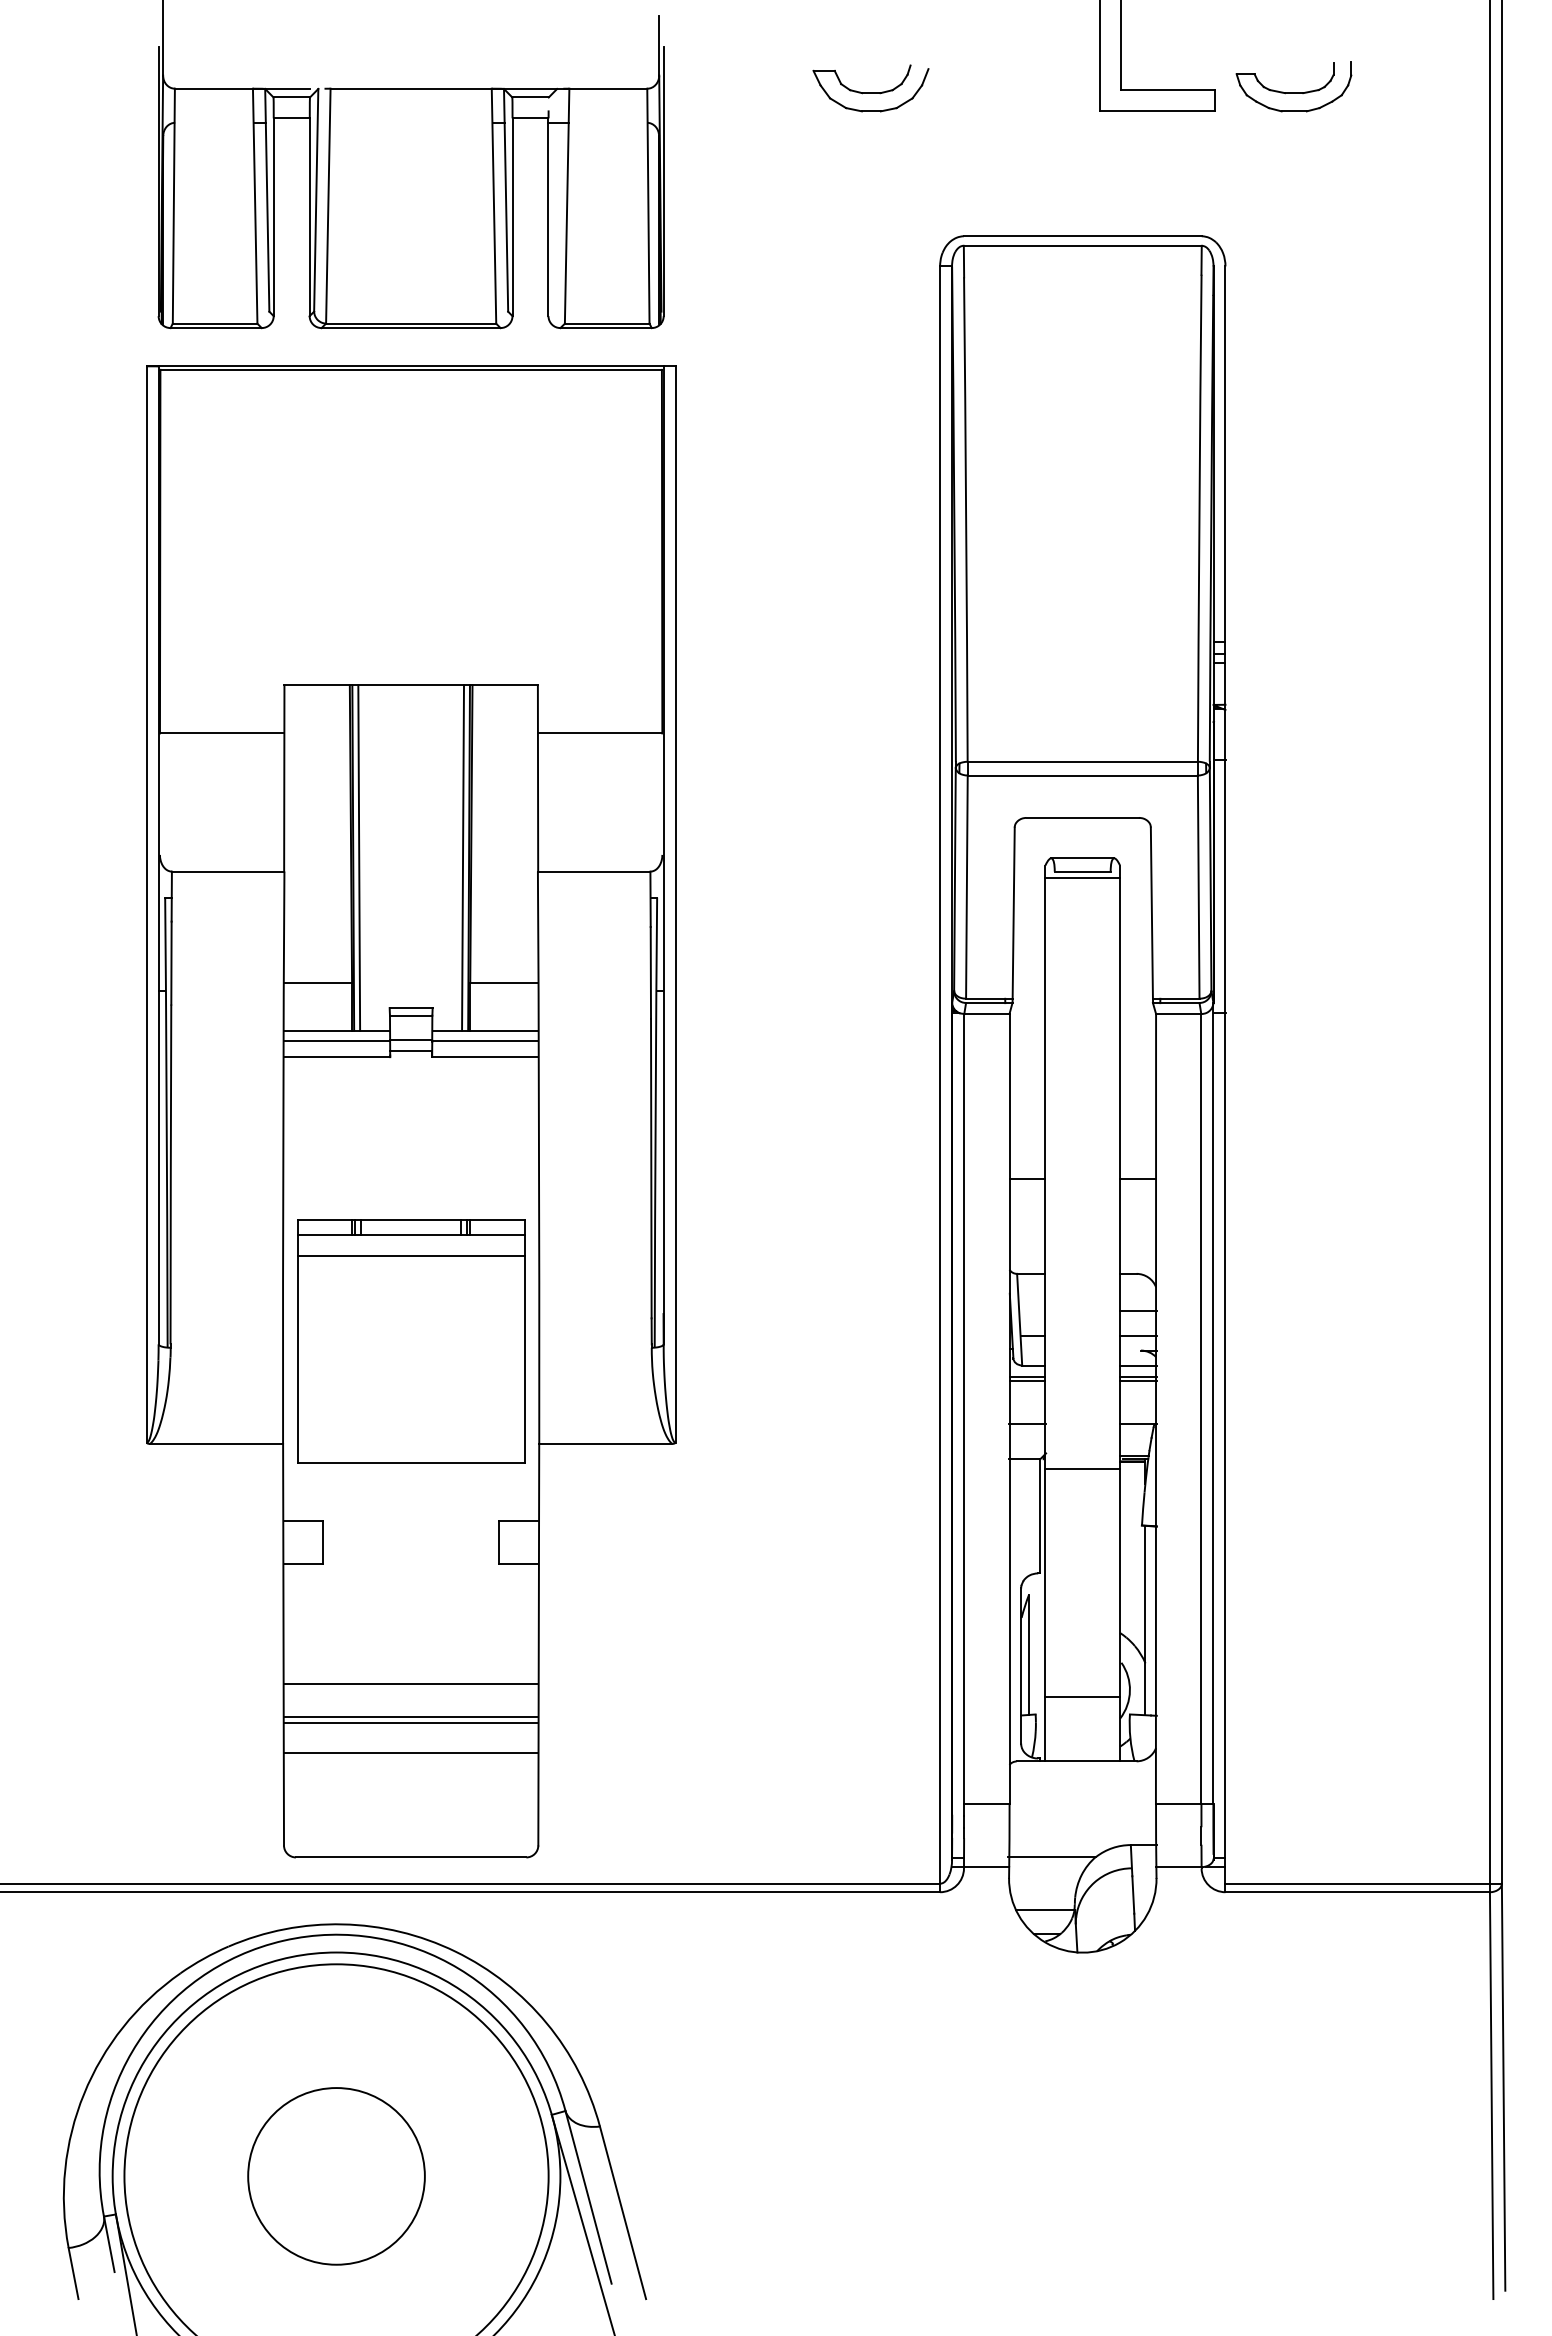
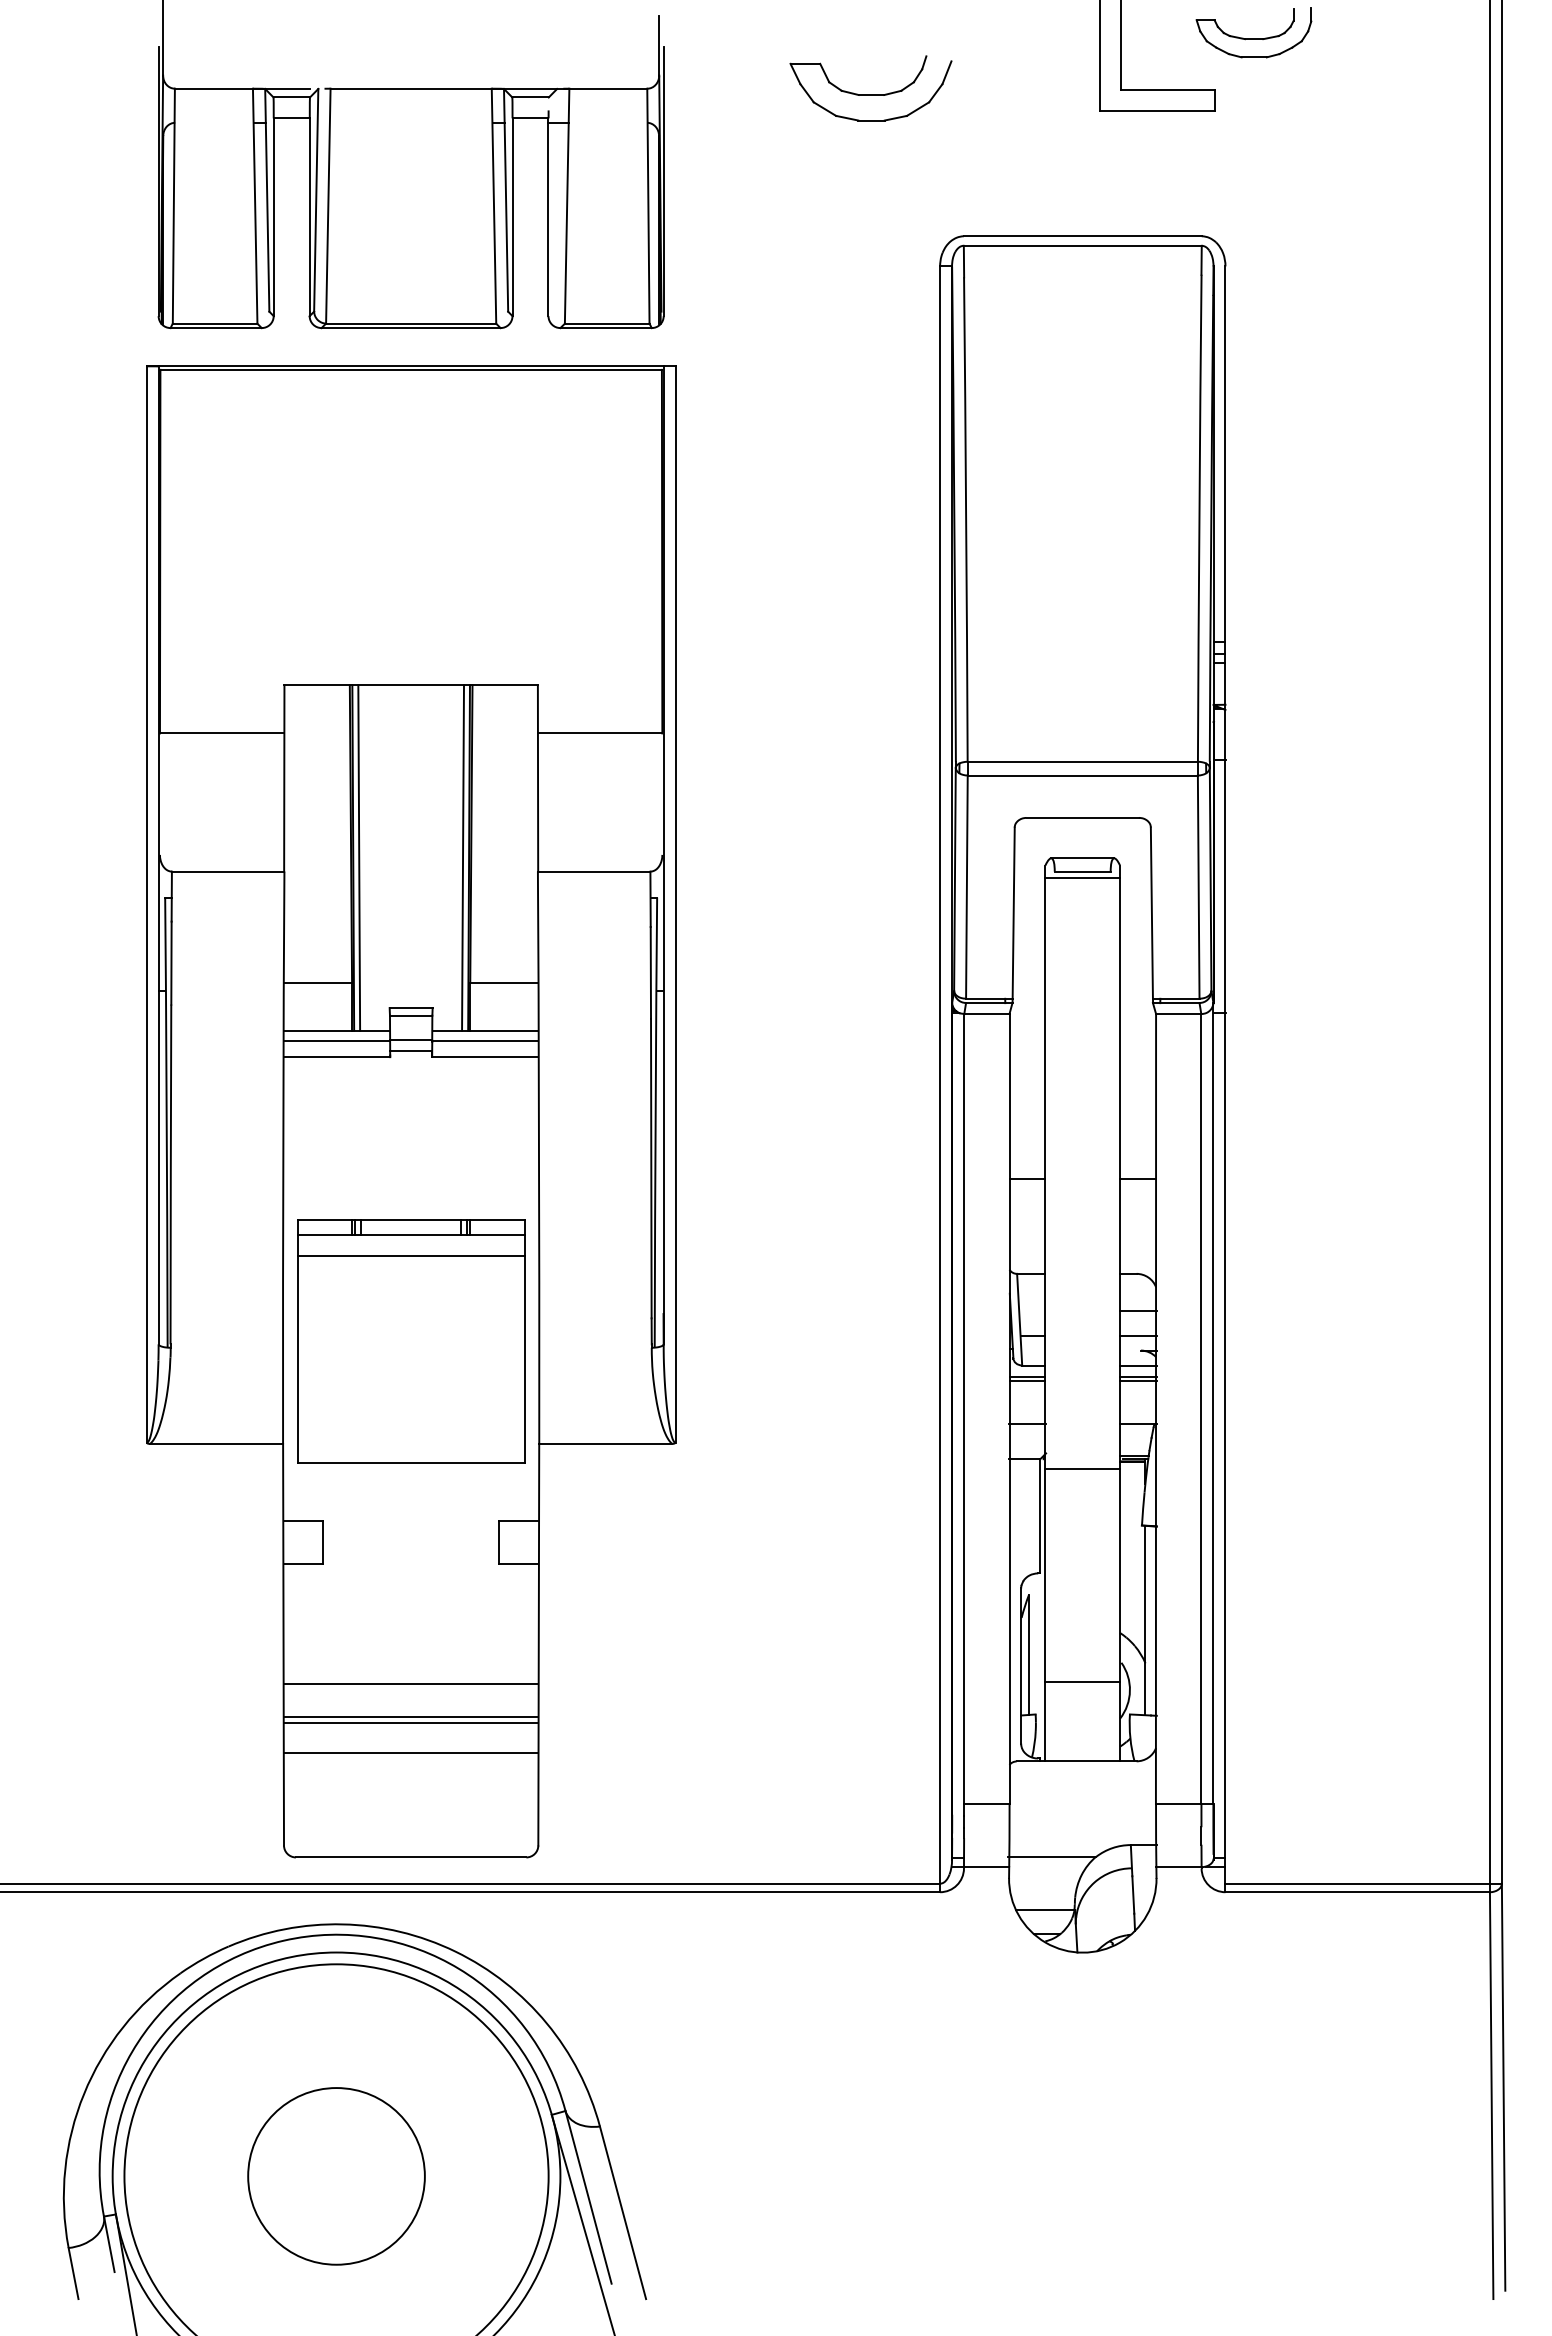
part position: (1293, 86) -> (1253, 32) (1253, 32)
part size: 118x49 px -> 164x67 px (870, 88)
line position: (1082, 1697) -> (1082, 1682) (1082, 1682)
